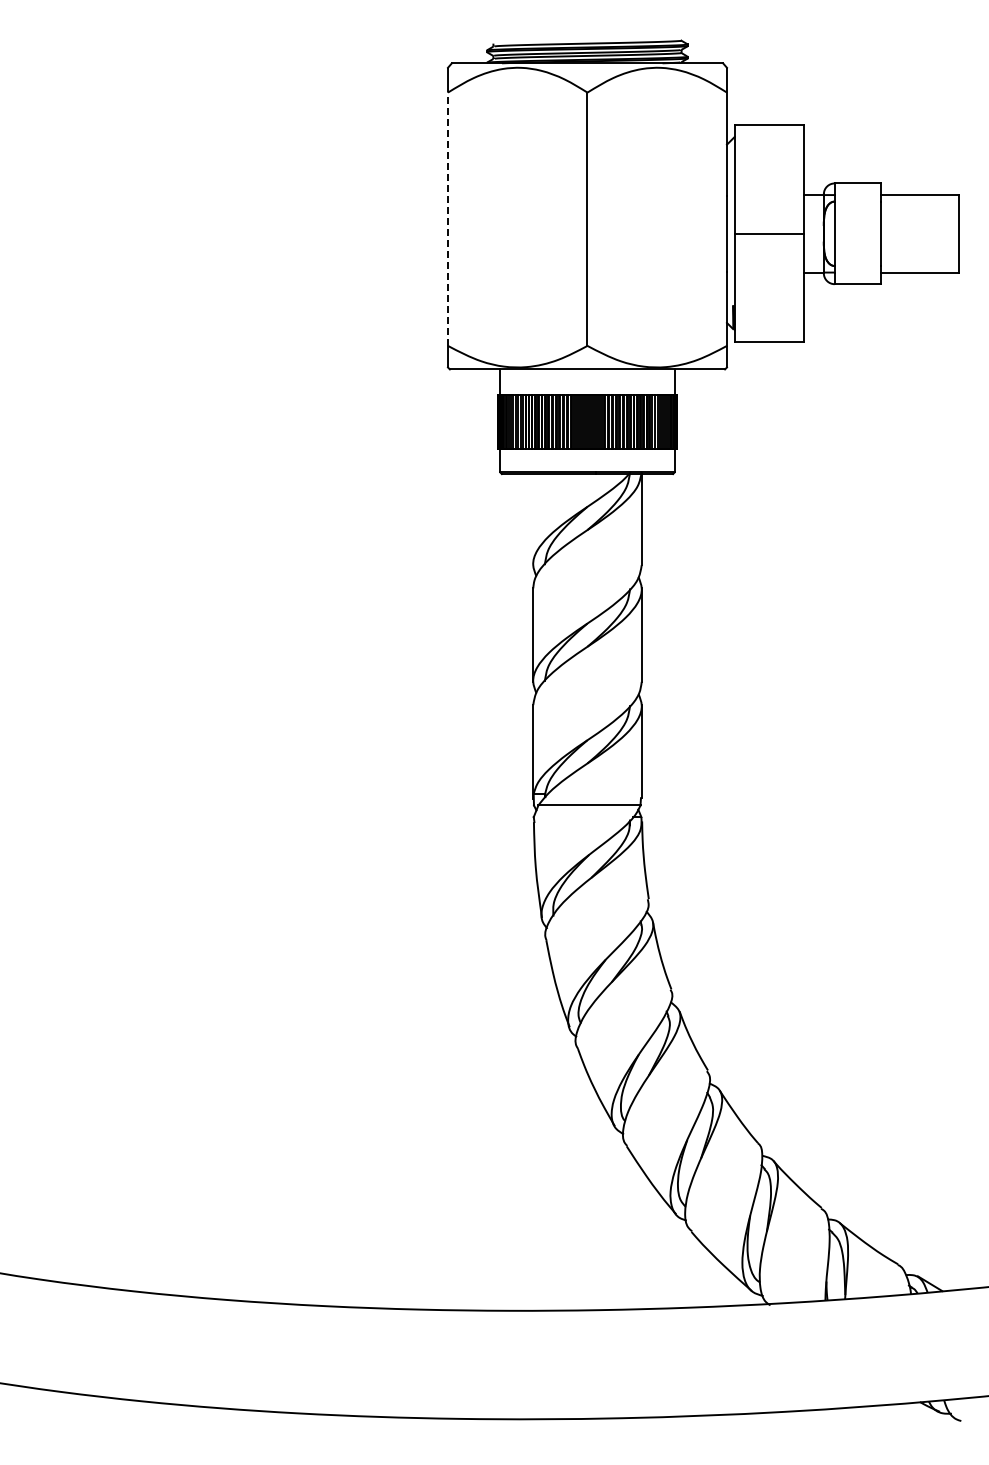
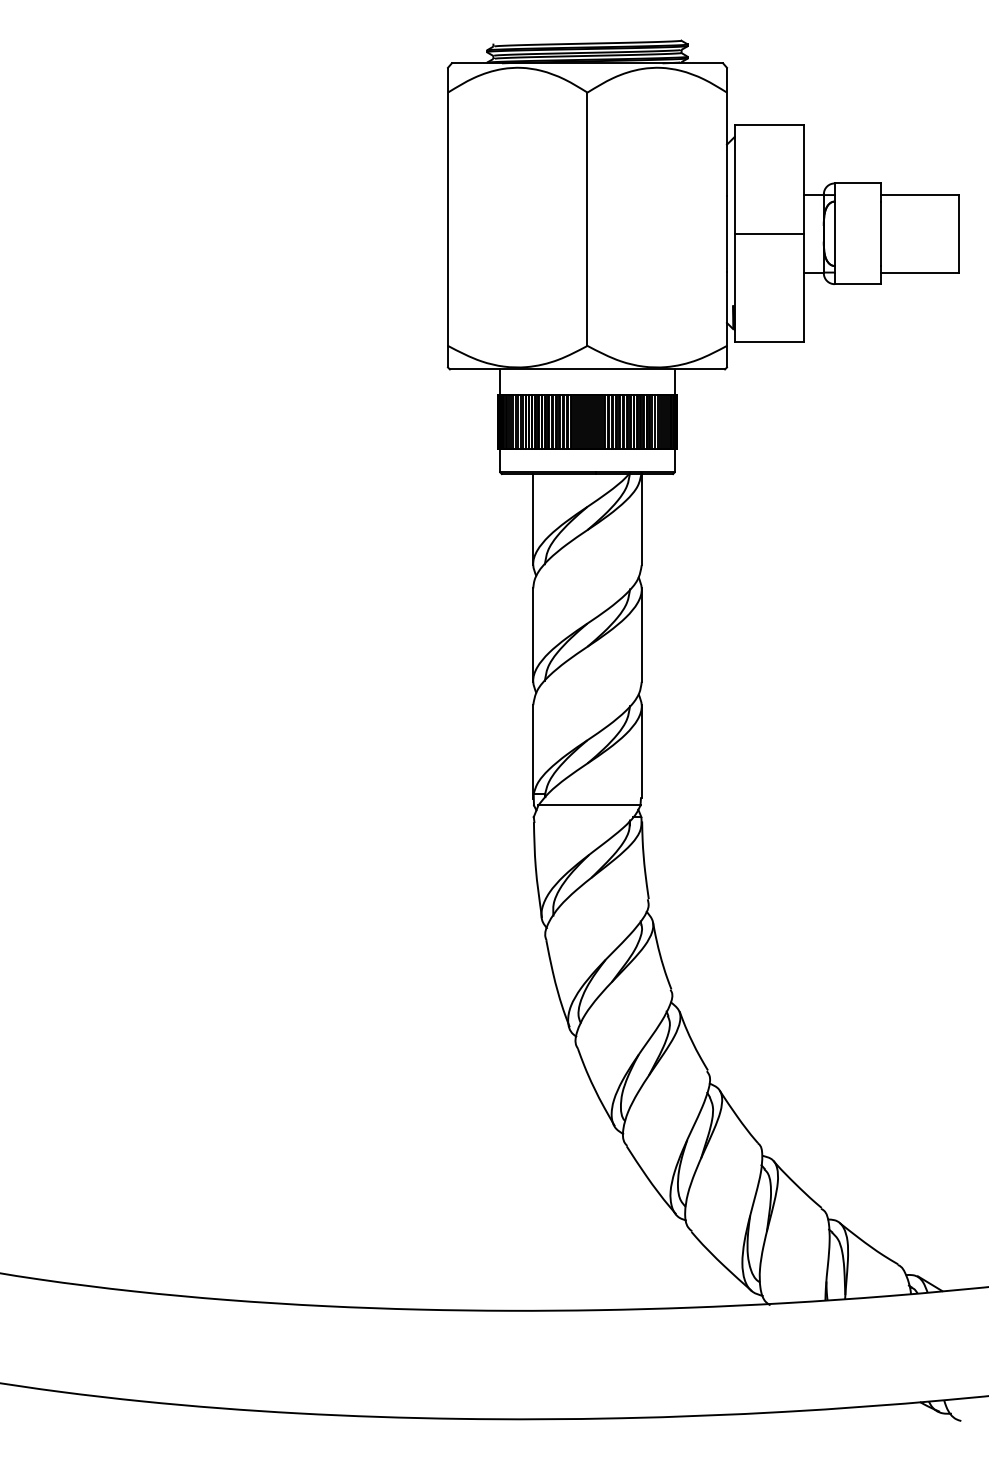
line: dashed -> solid (448, 219)
line: none -> present (533, 519)
